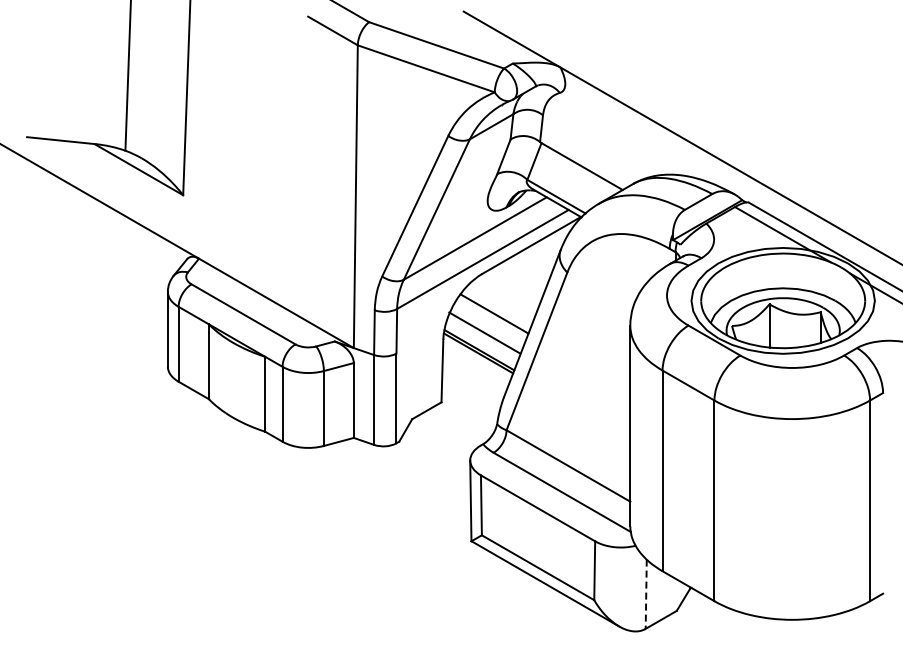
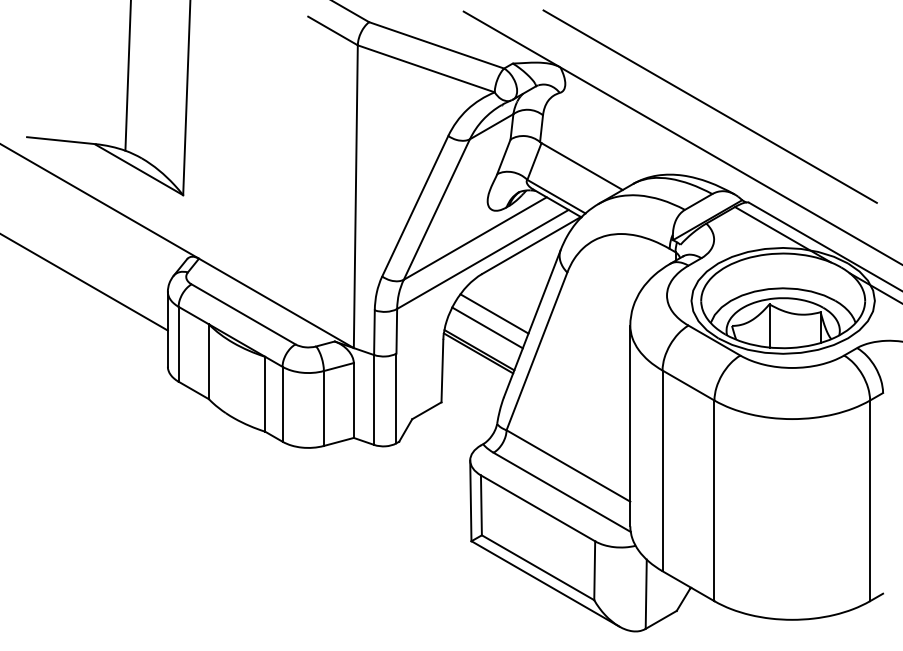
line: none -> present (709, 106)
line: none -> present (84, 282)
line position: (484, 332) -> (487, 327) (487, 327)
line: dashed -> solid (646, 594)
